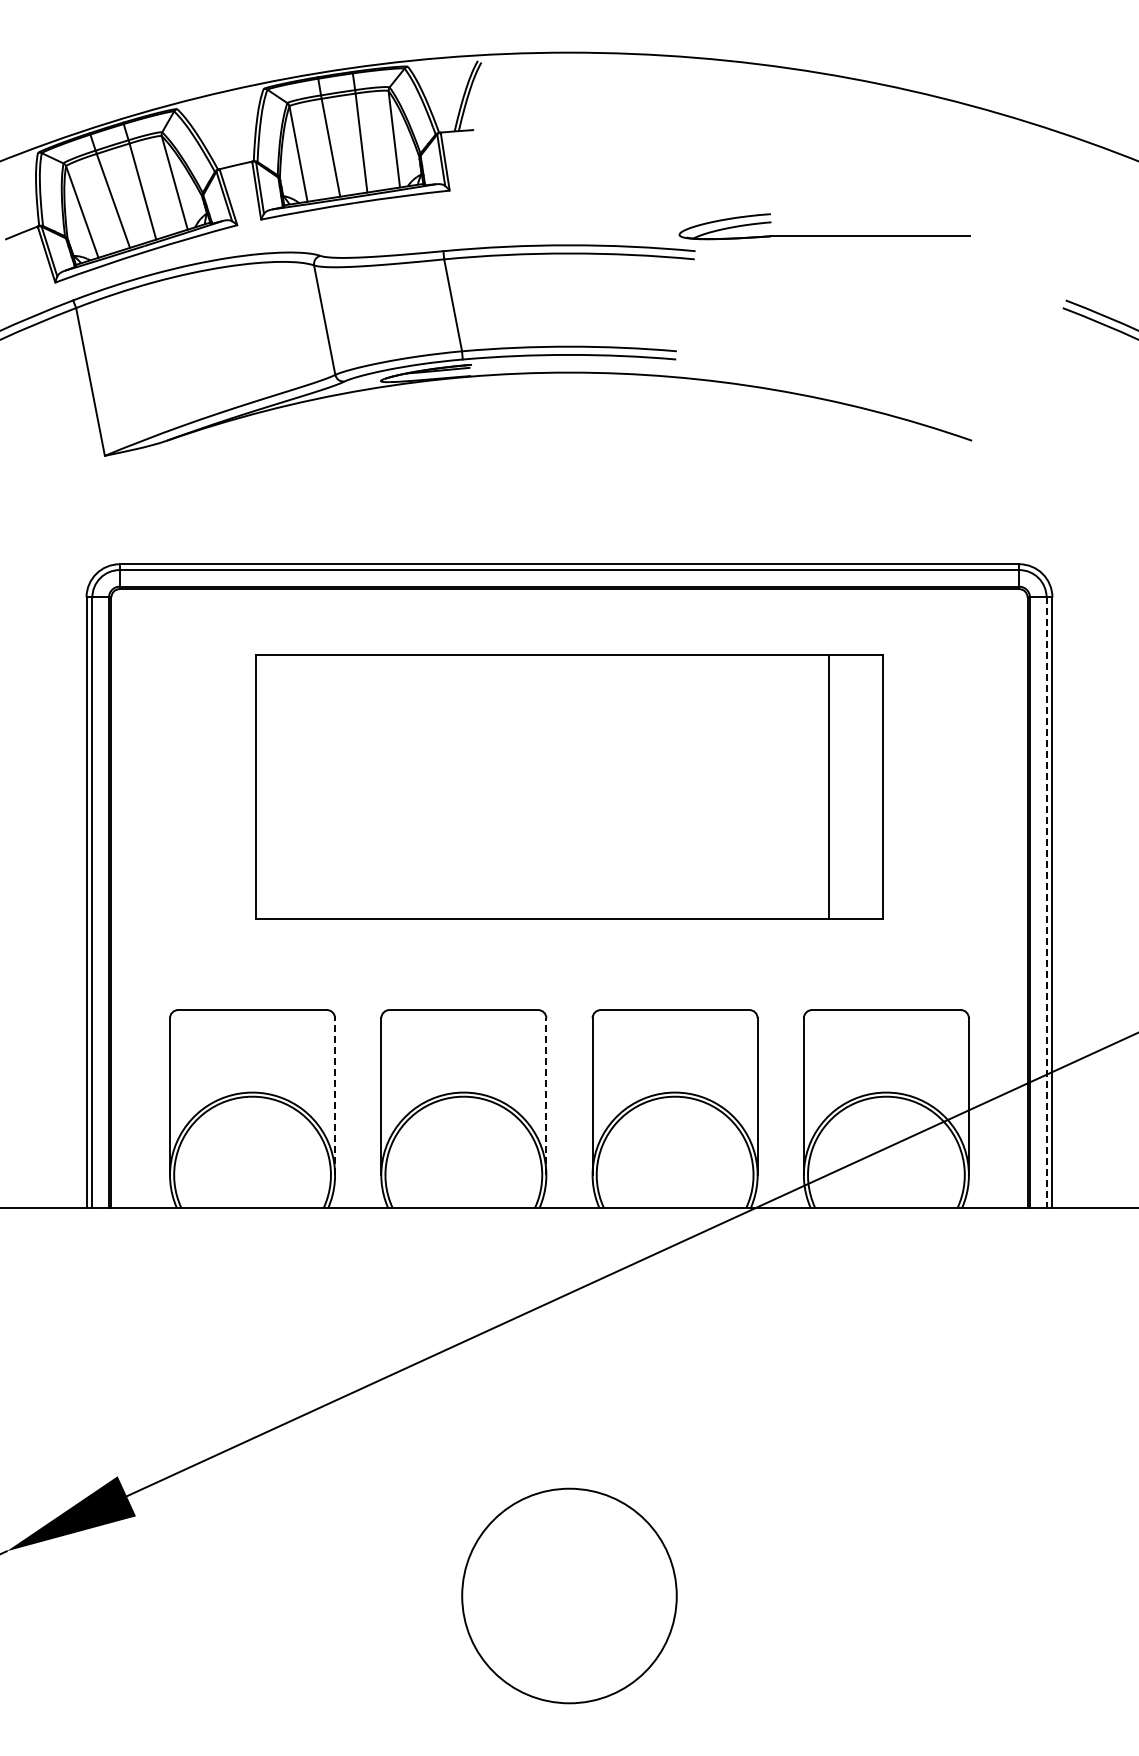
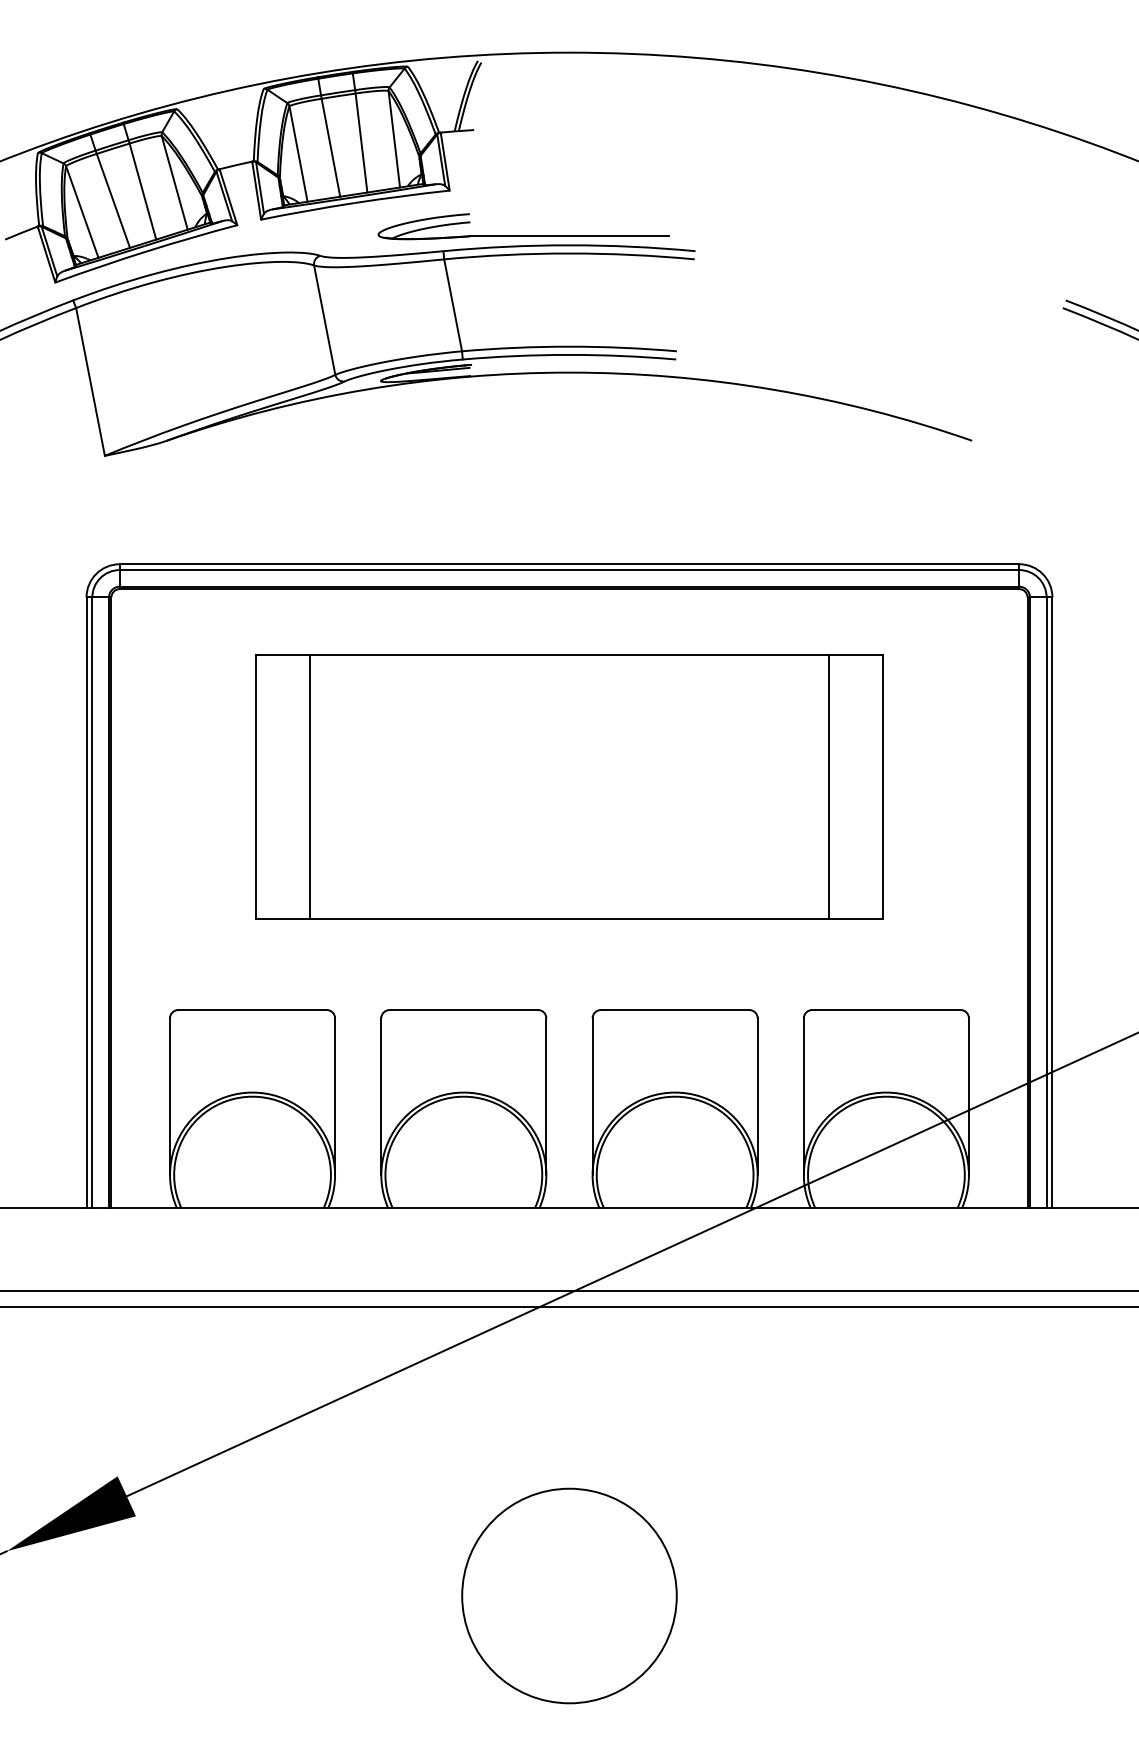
part position: (824, 235) -> (523, 235) (523, 235)
line: none -> present (309, 787)
line: dashed -> solid (1046, 903)
line: dashed -> solid (335, 1096)
line: dashed -> solid (546, 1096)
line: none -> present (568, 1290)
line: none -> present (568, 1307)
